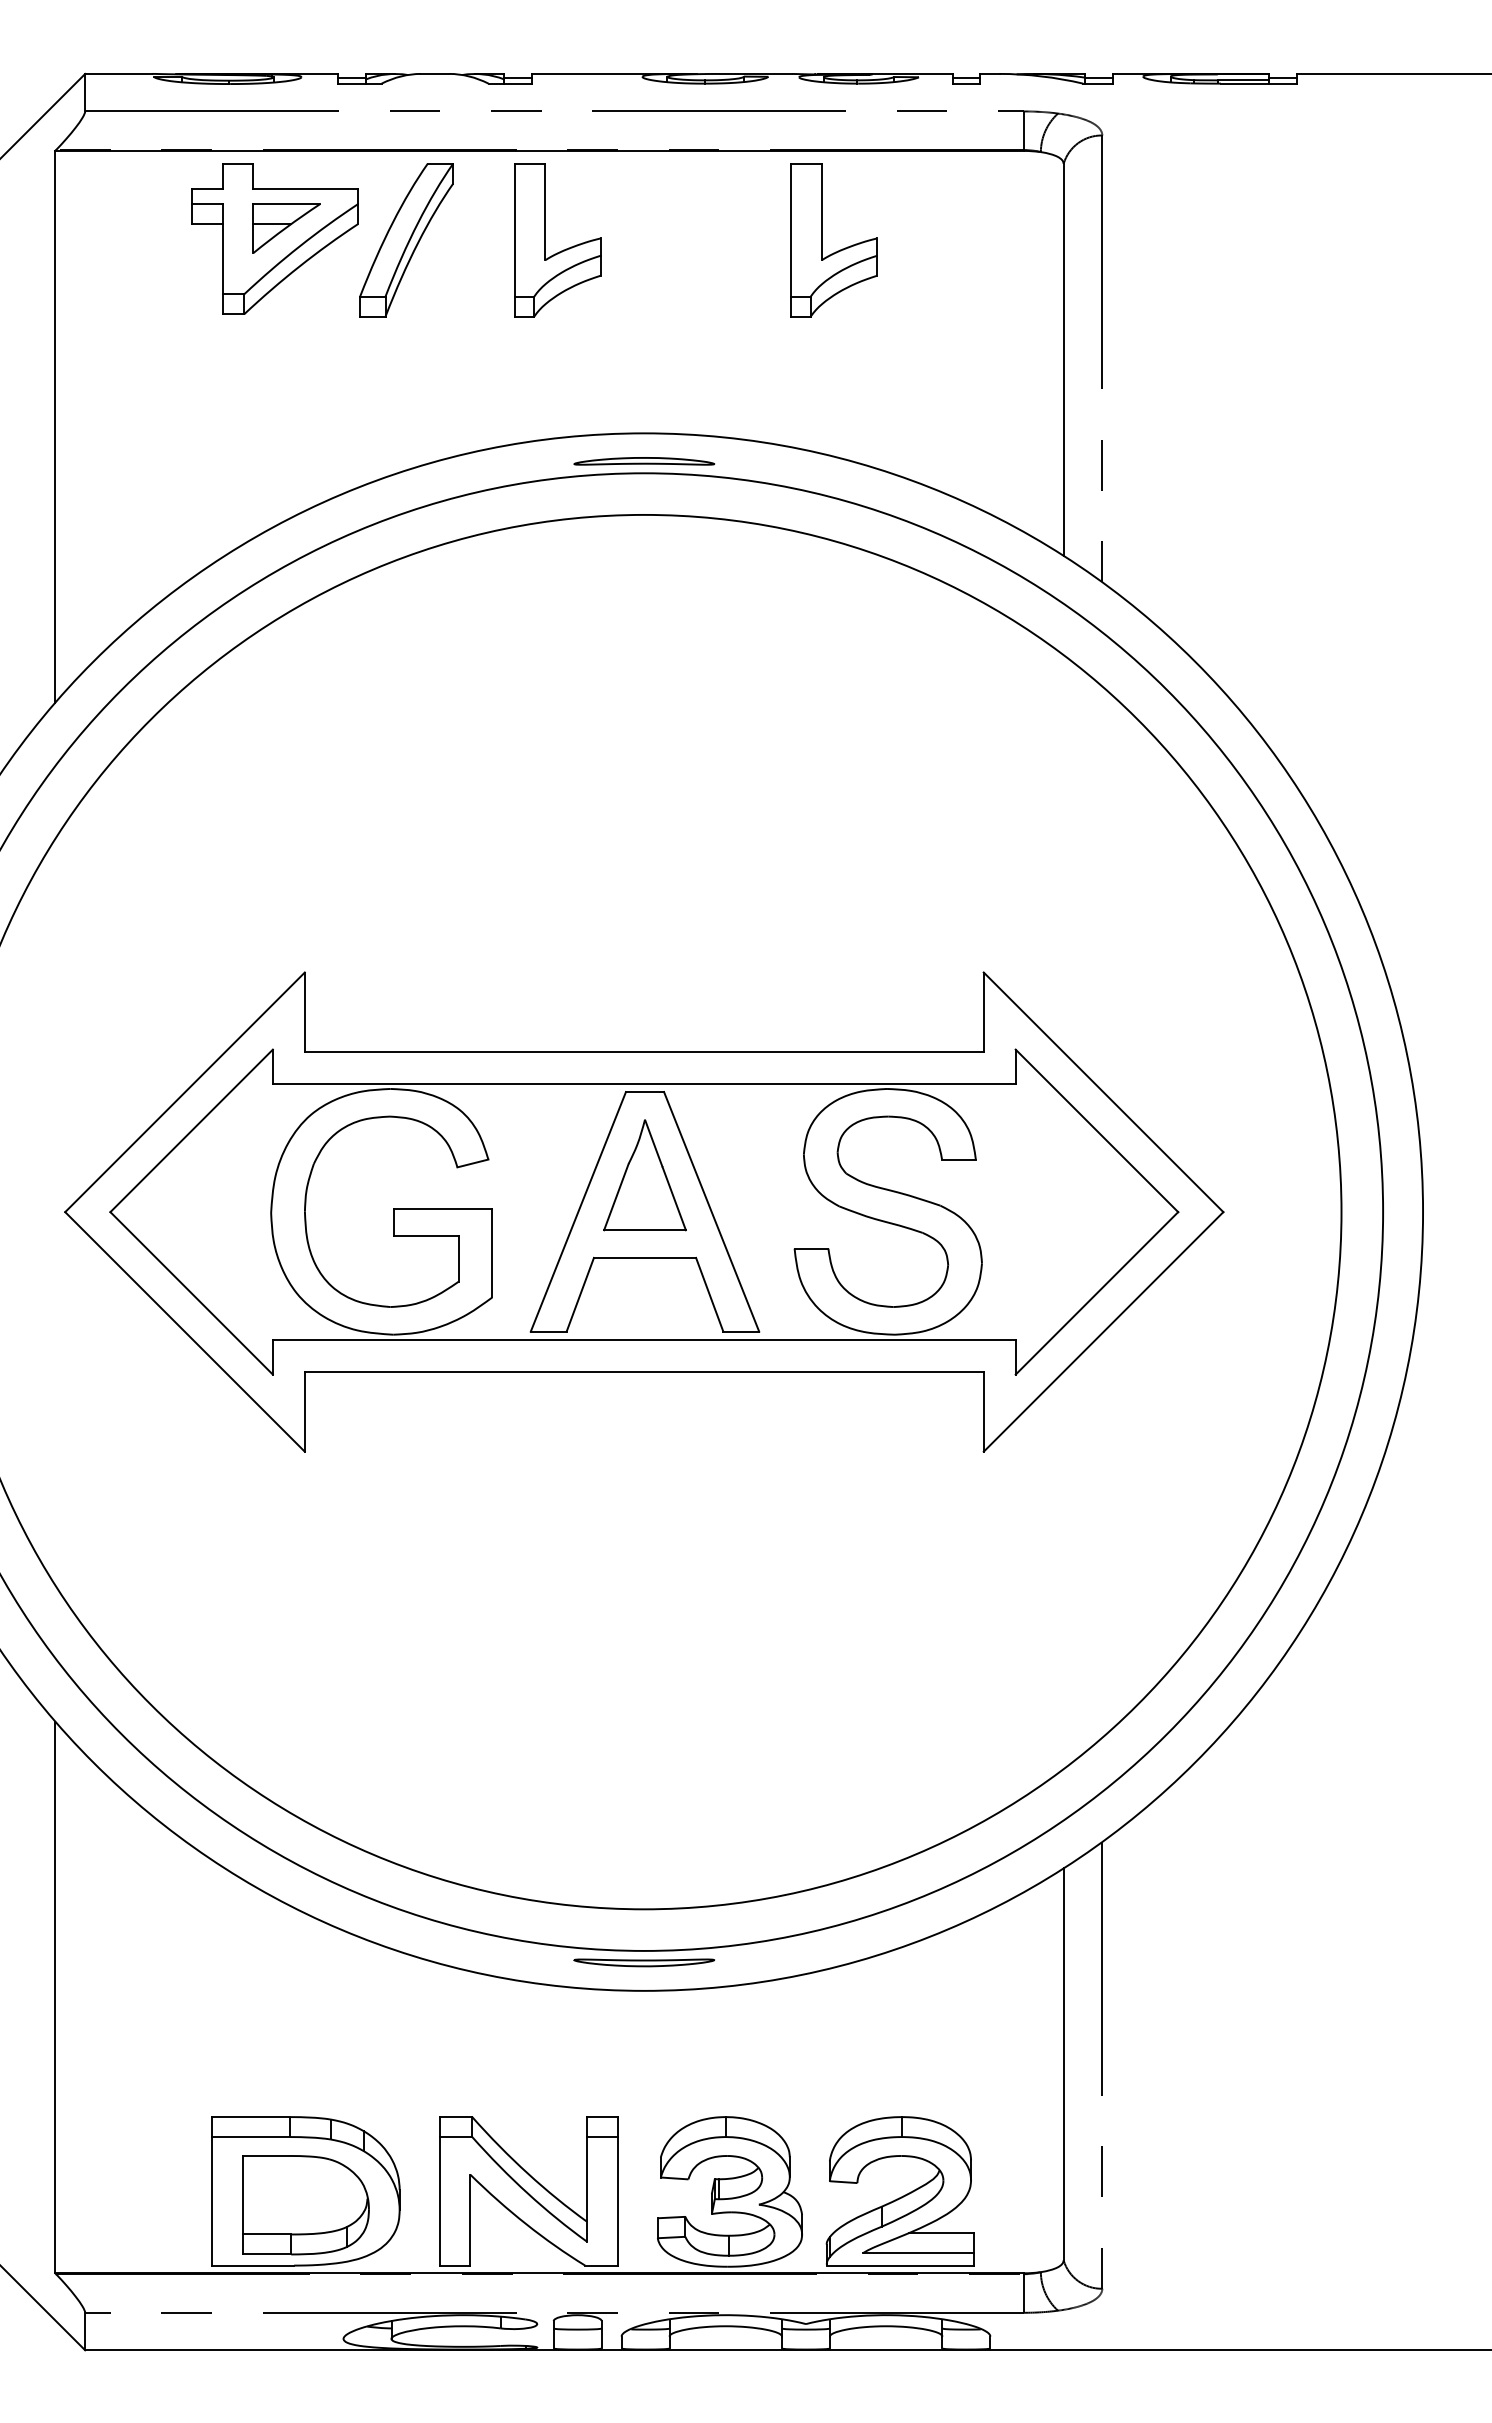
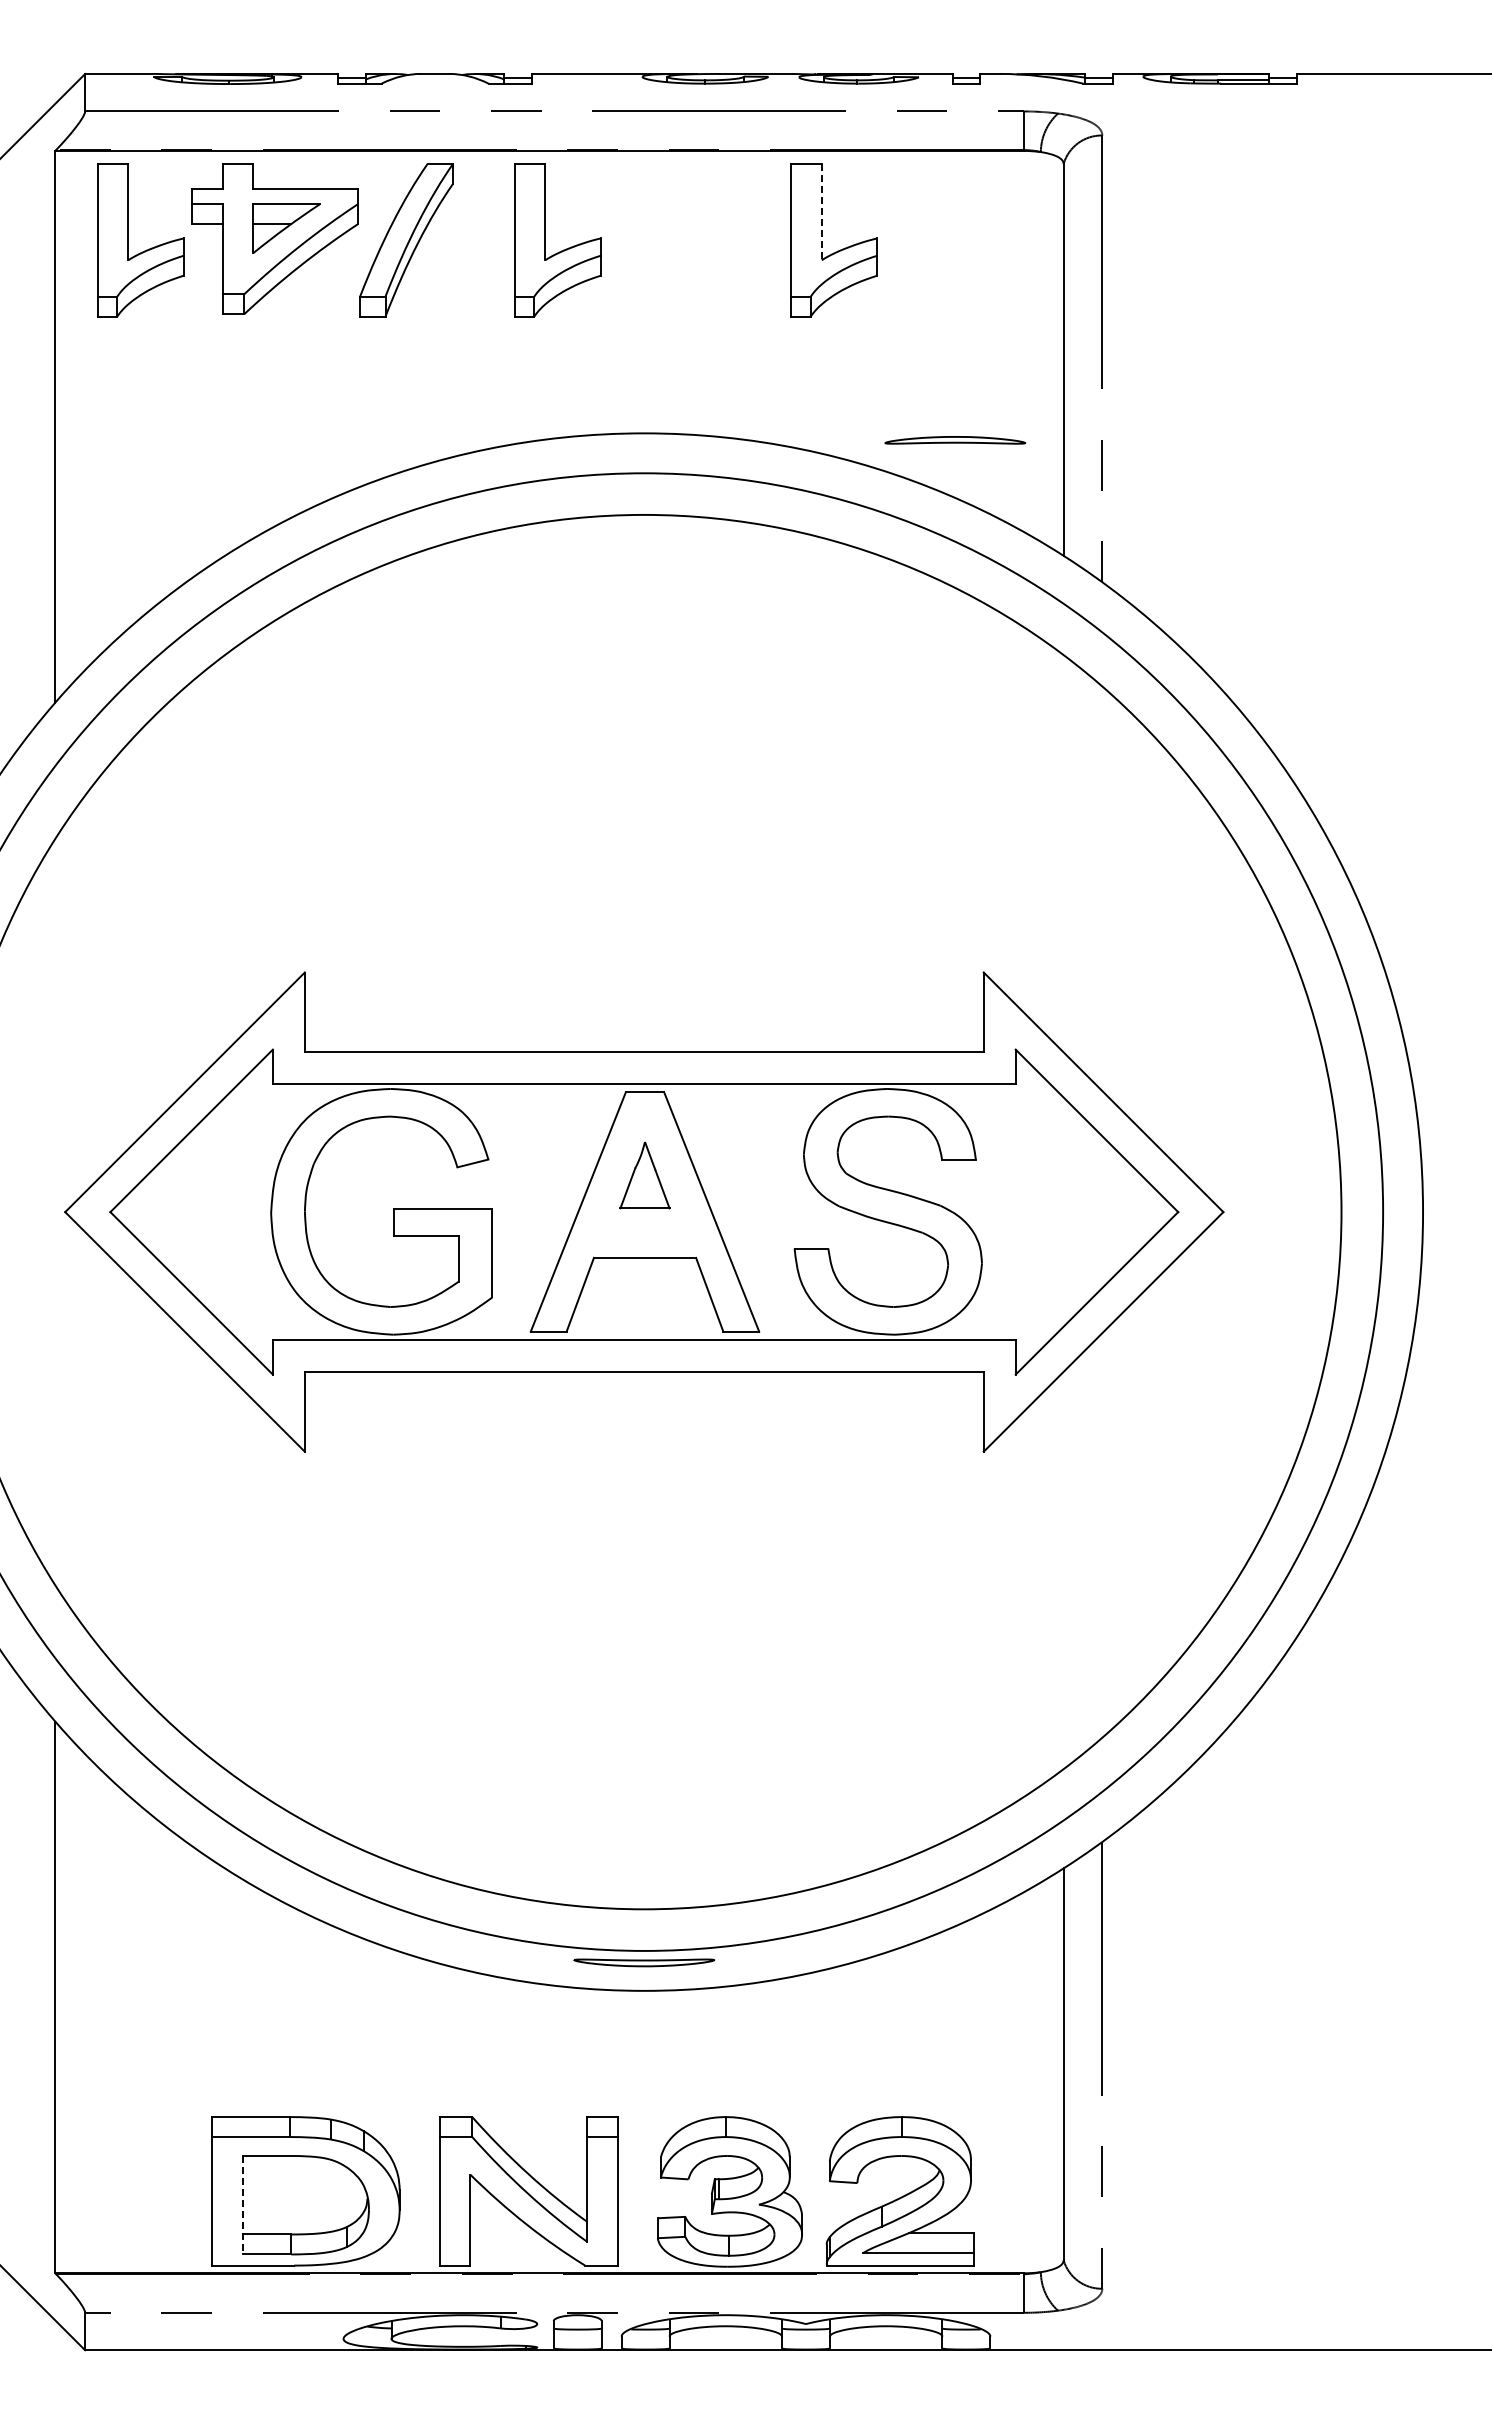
line: solid -> dashed (821, 212)
part: none -> present (144, 250)
part position: (644, 461) -> (955, 440) (955, 440)
part size: 84x113 px -> 52x69 px (644, 1175)
line: solid -> dashed (243, 2205)
